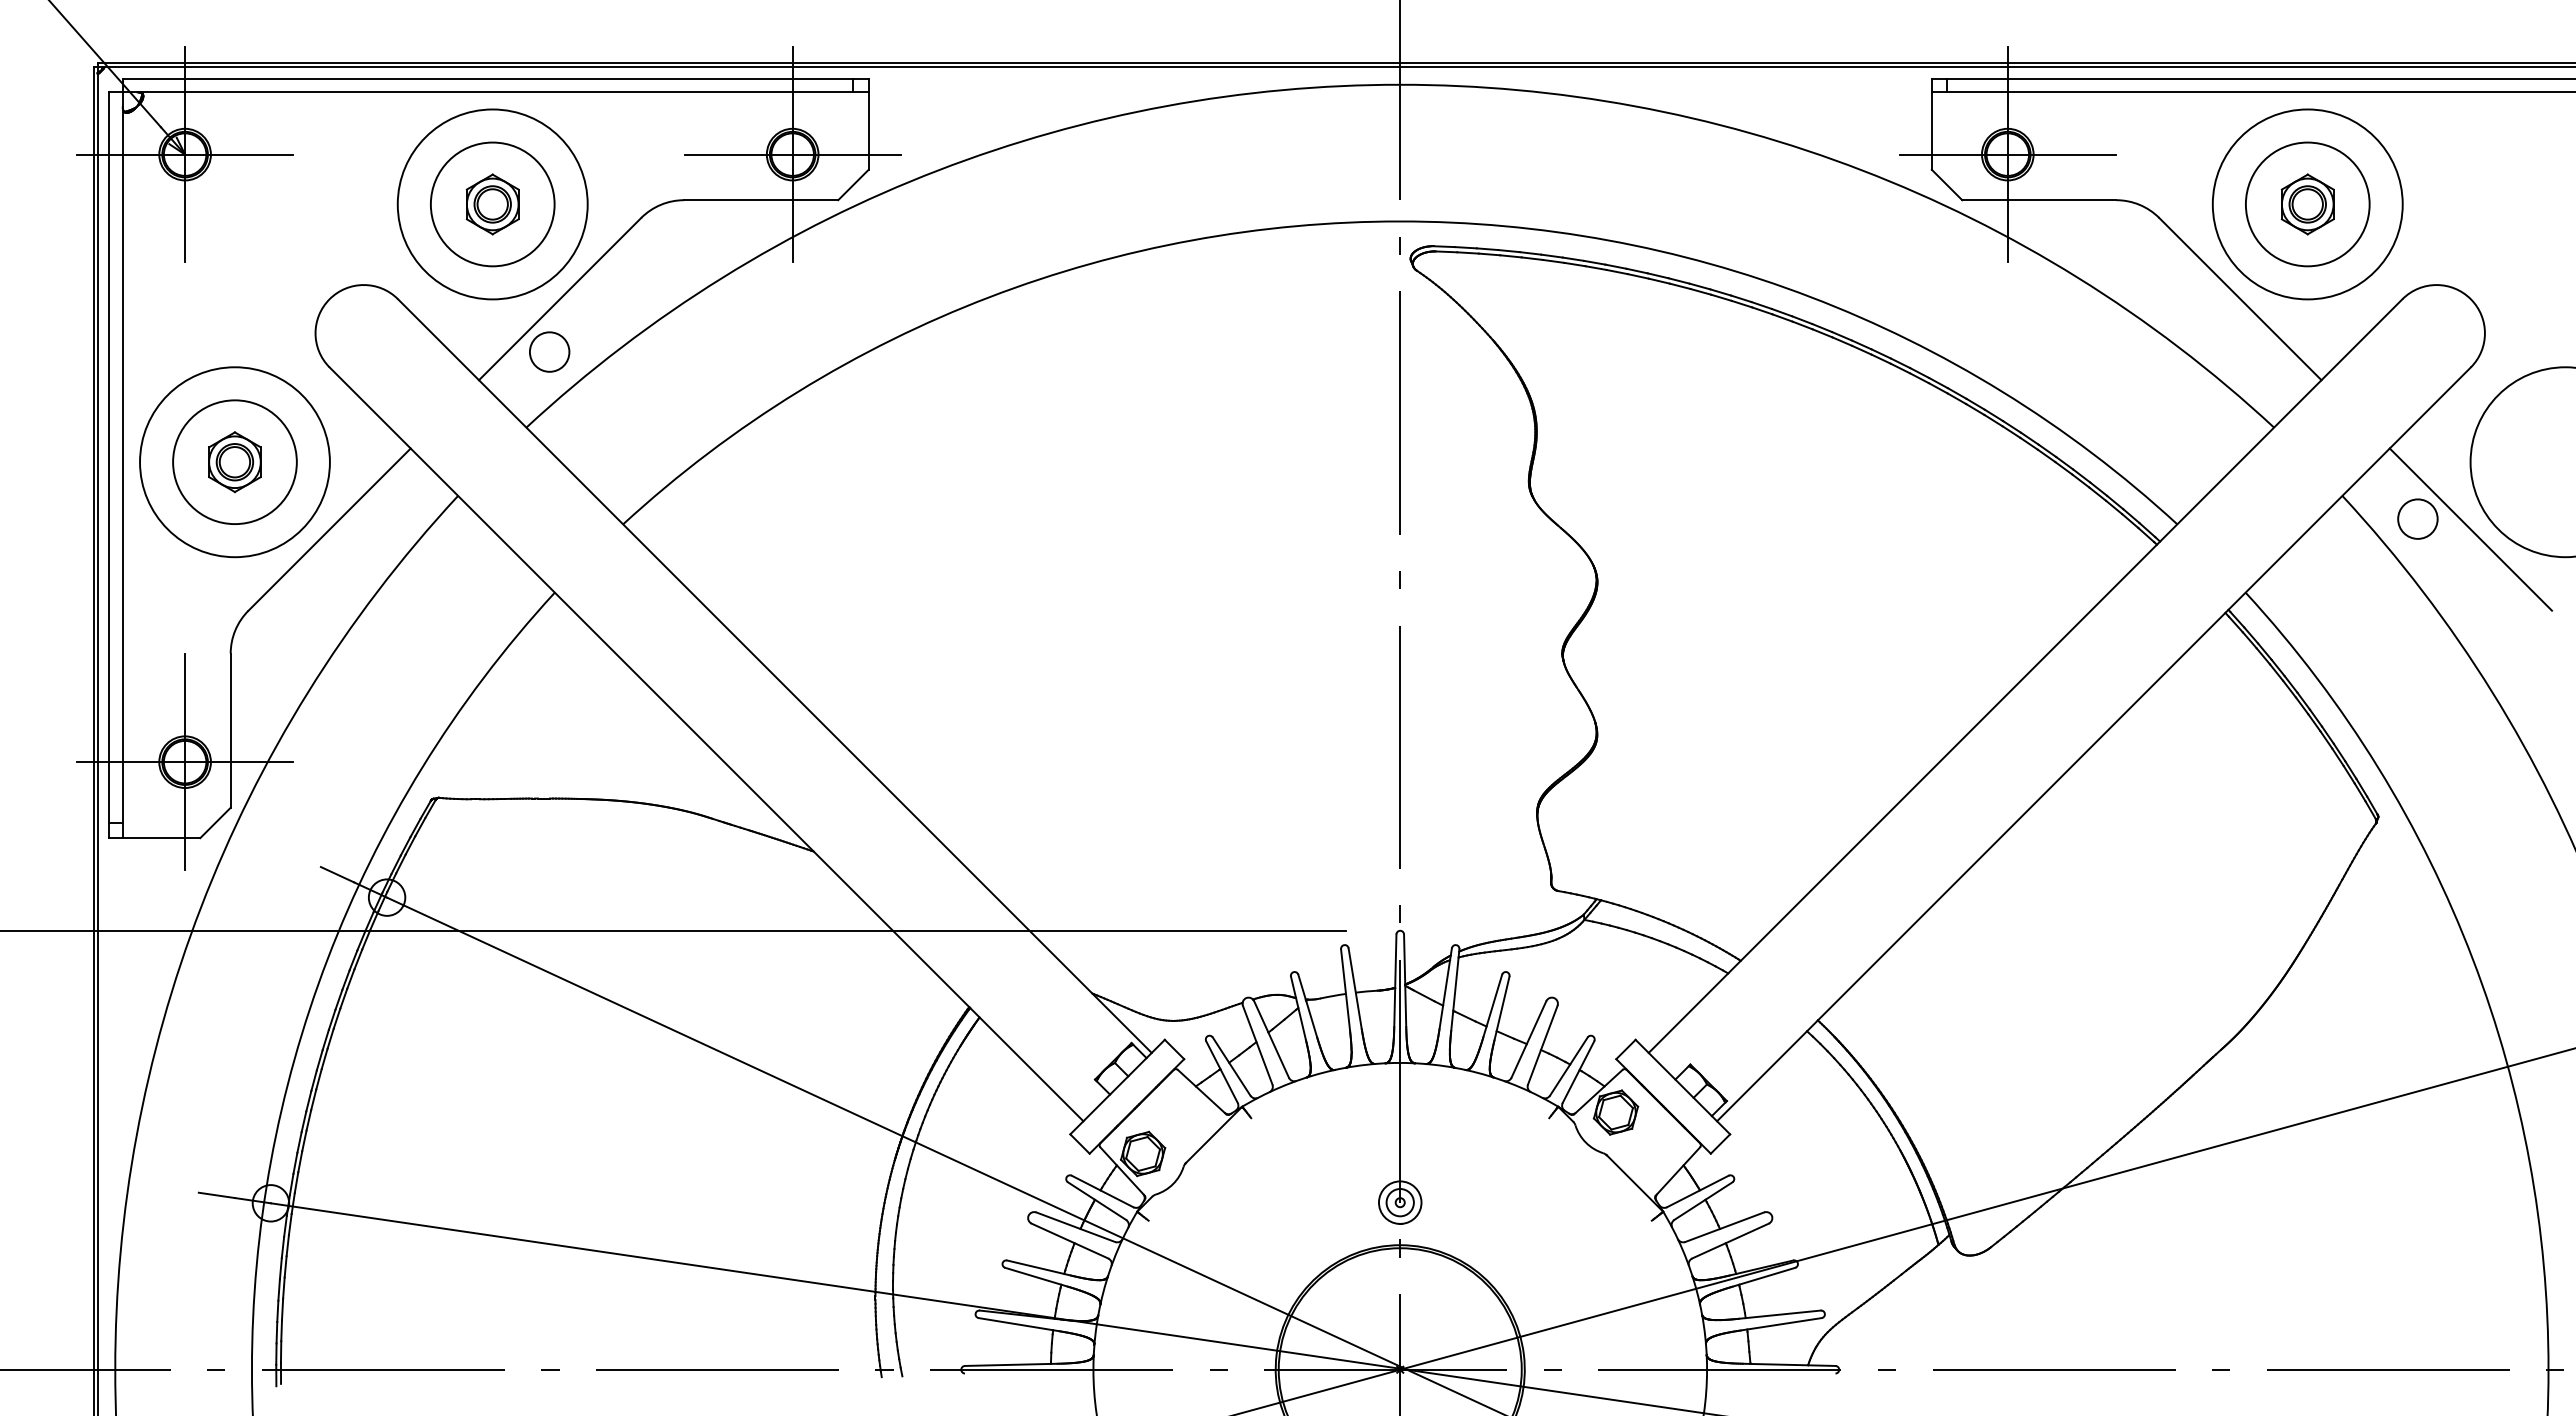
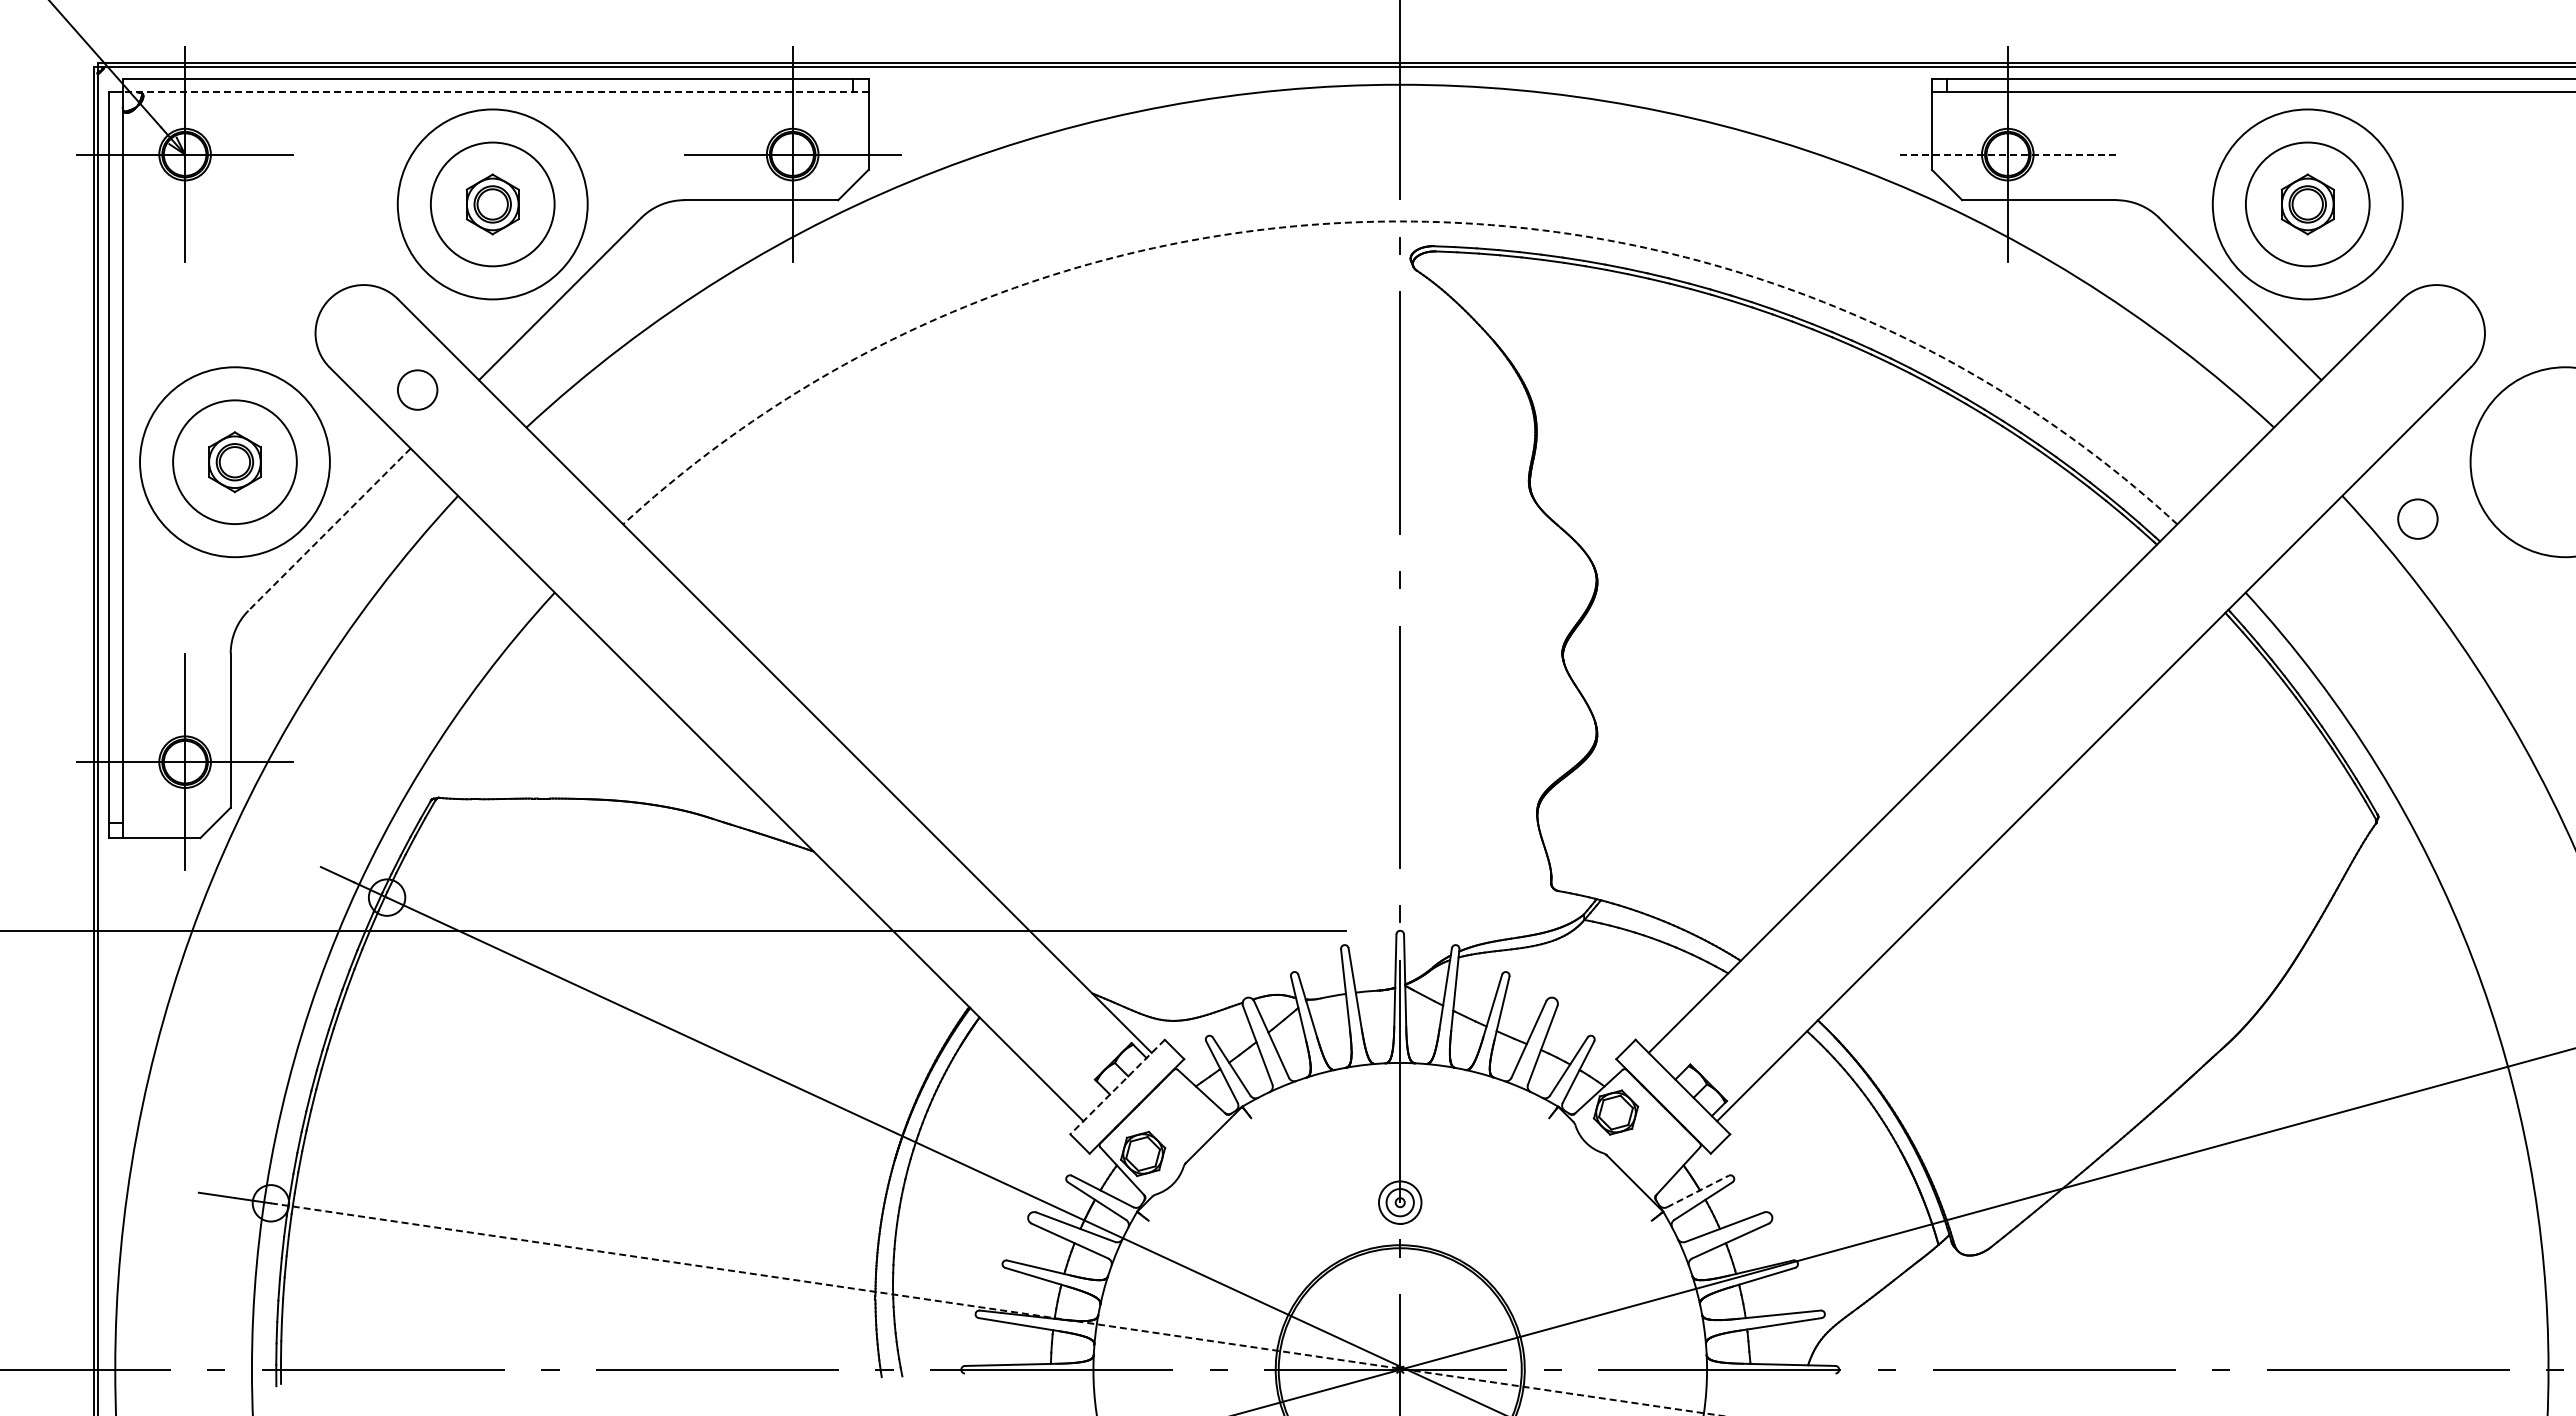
line: solid -> dashed (495, 92)
line: solid -> dashed (2007, 154)
arc: solid -> dashed (1400, 221)
circle position: (549, 351) -> (417, 389) (417, 389)
line: solid -> dashed (329, 529)
line: present -> none (2470, 529)
line: solid -> dashed (1117, 1087)
line: solid -> dashed (1697, 1191)
line: solid -> dashed (997, 1309)
